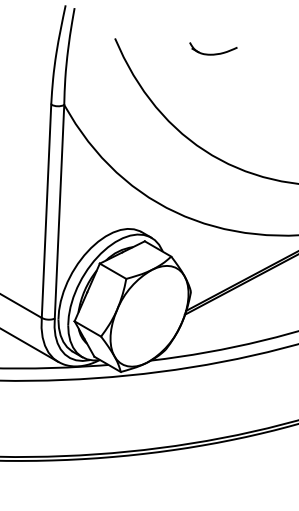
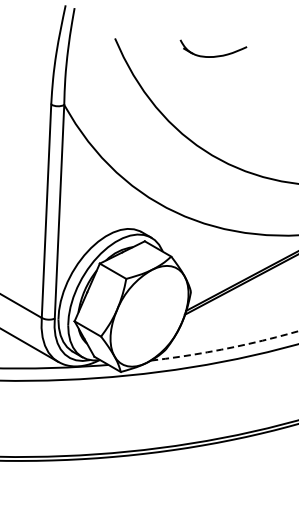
part size: 49x14 px -> 69x19 px (213, 48)
arc: solid -> dashed (226, 348)
